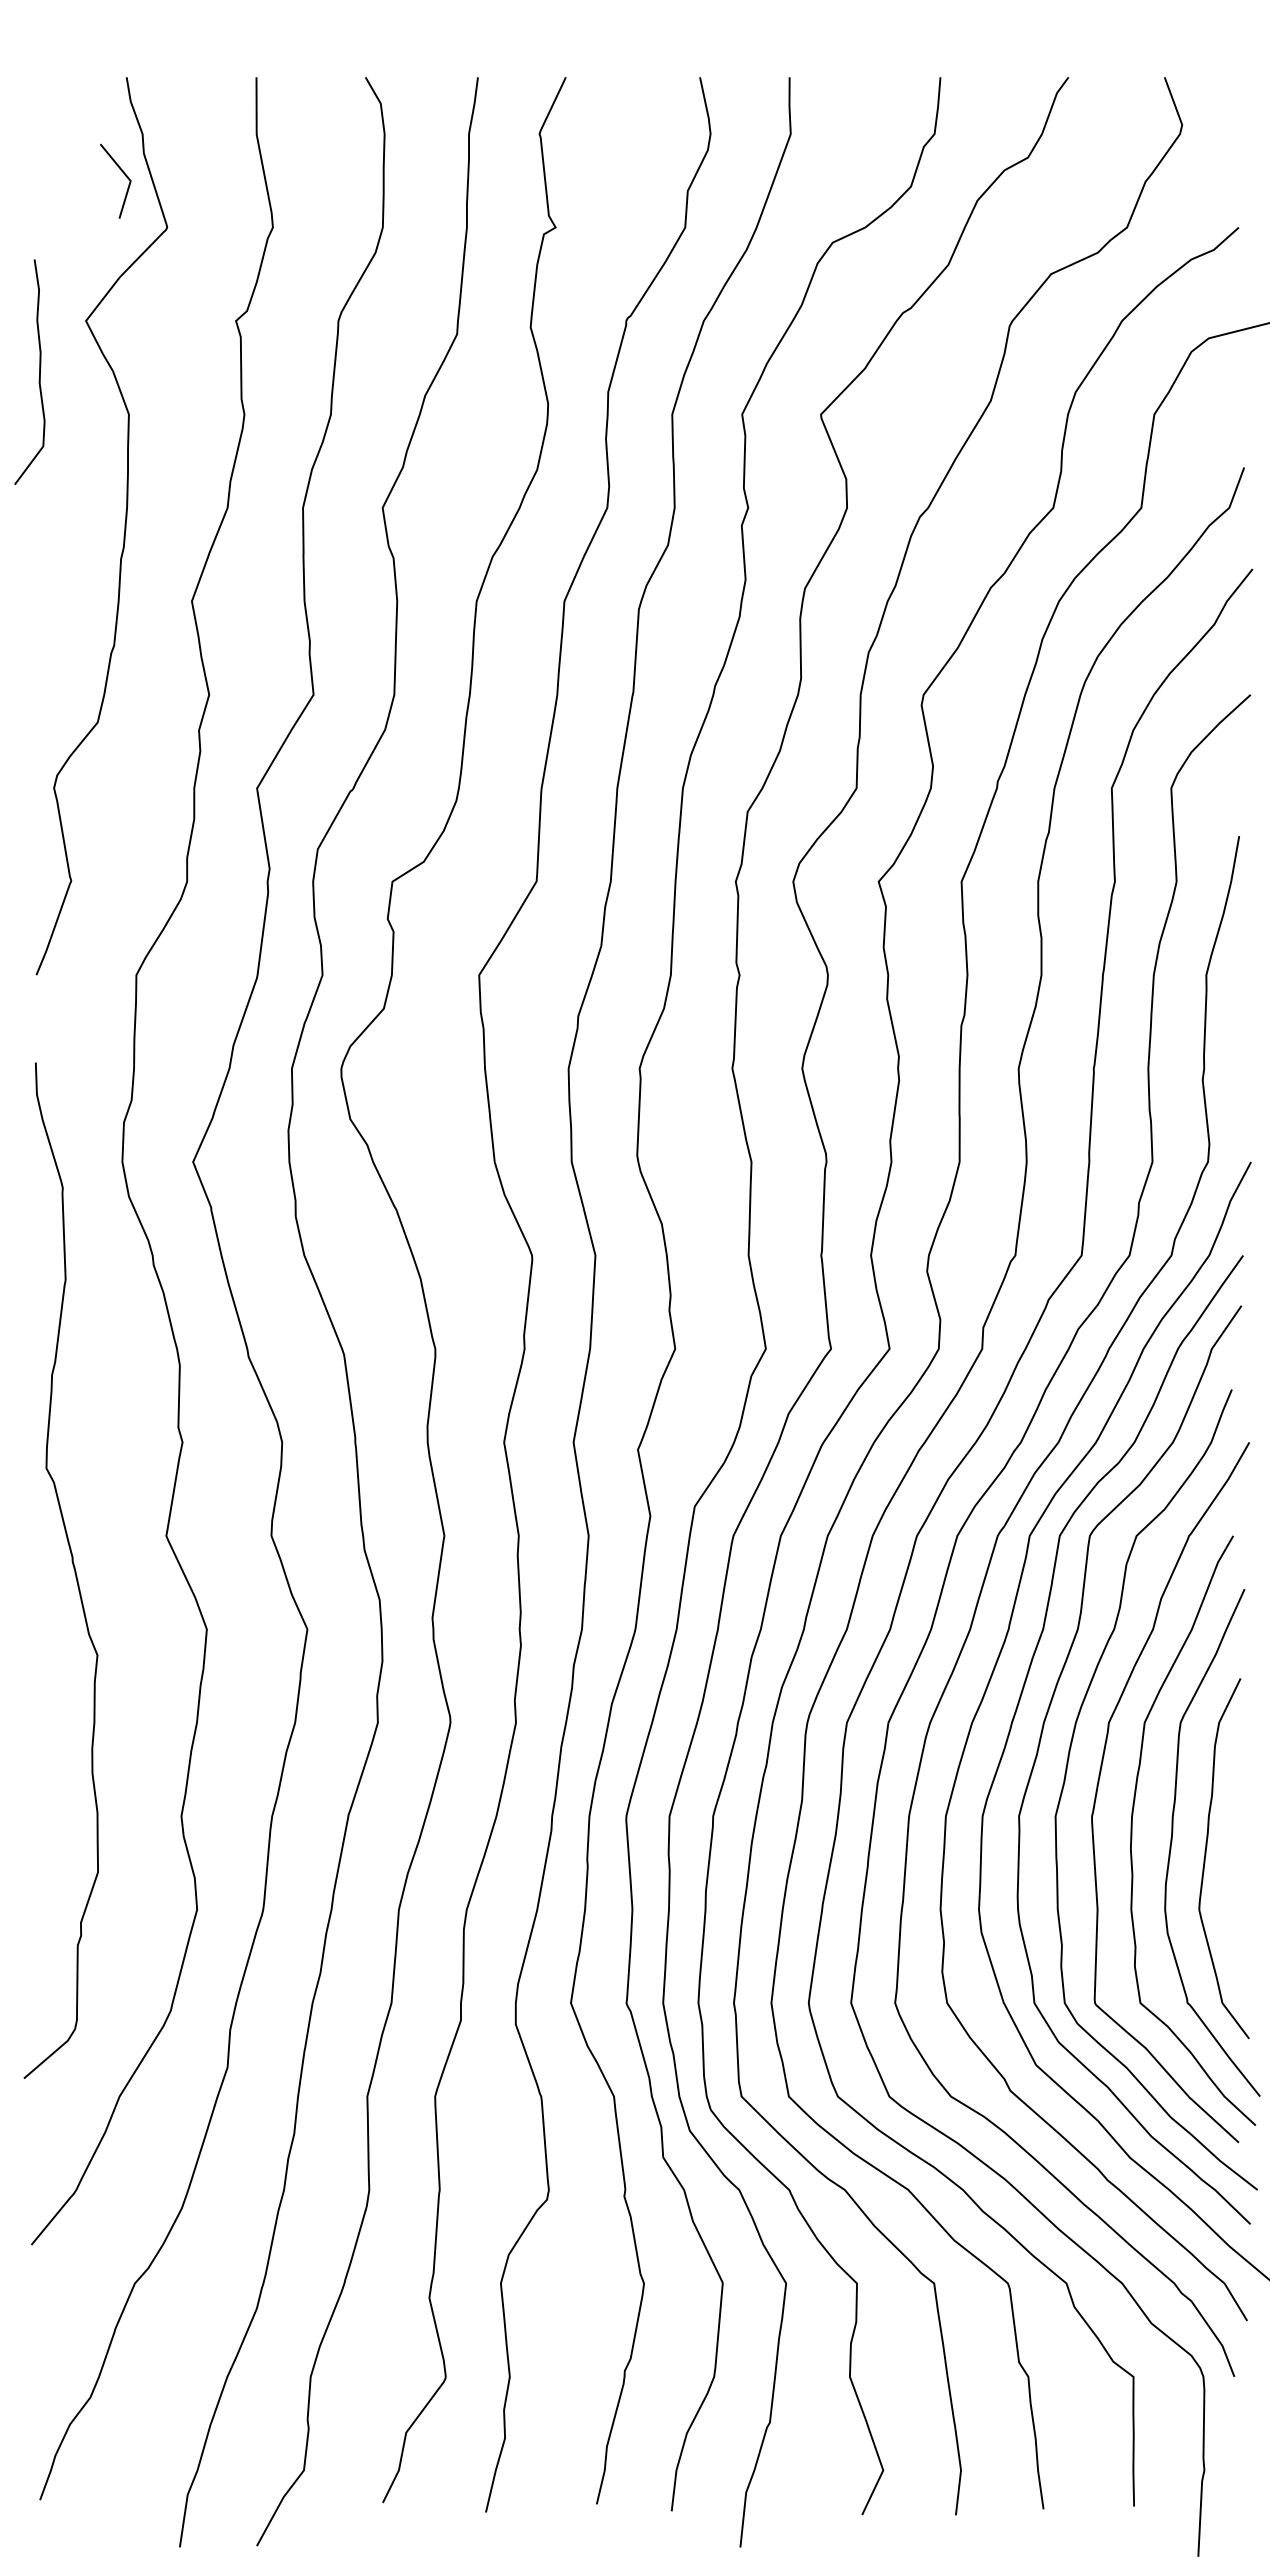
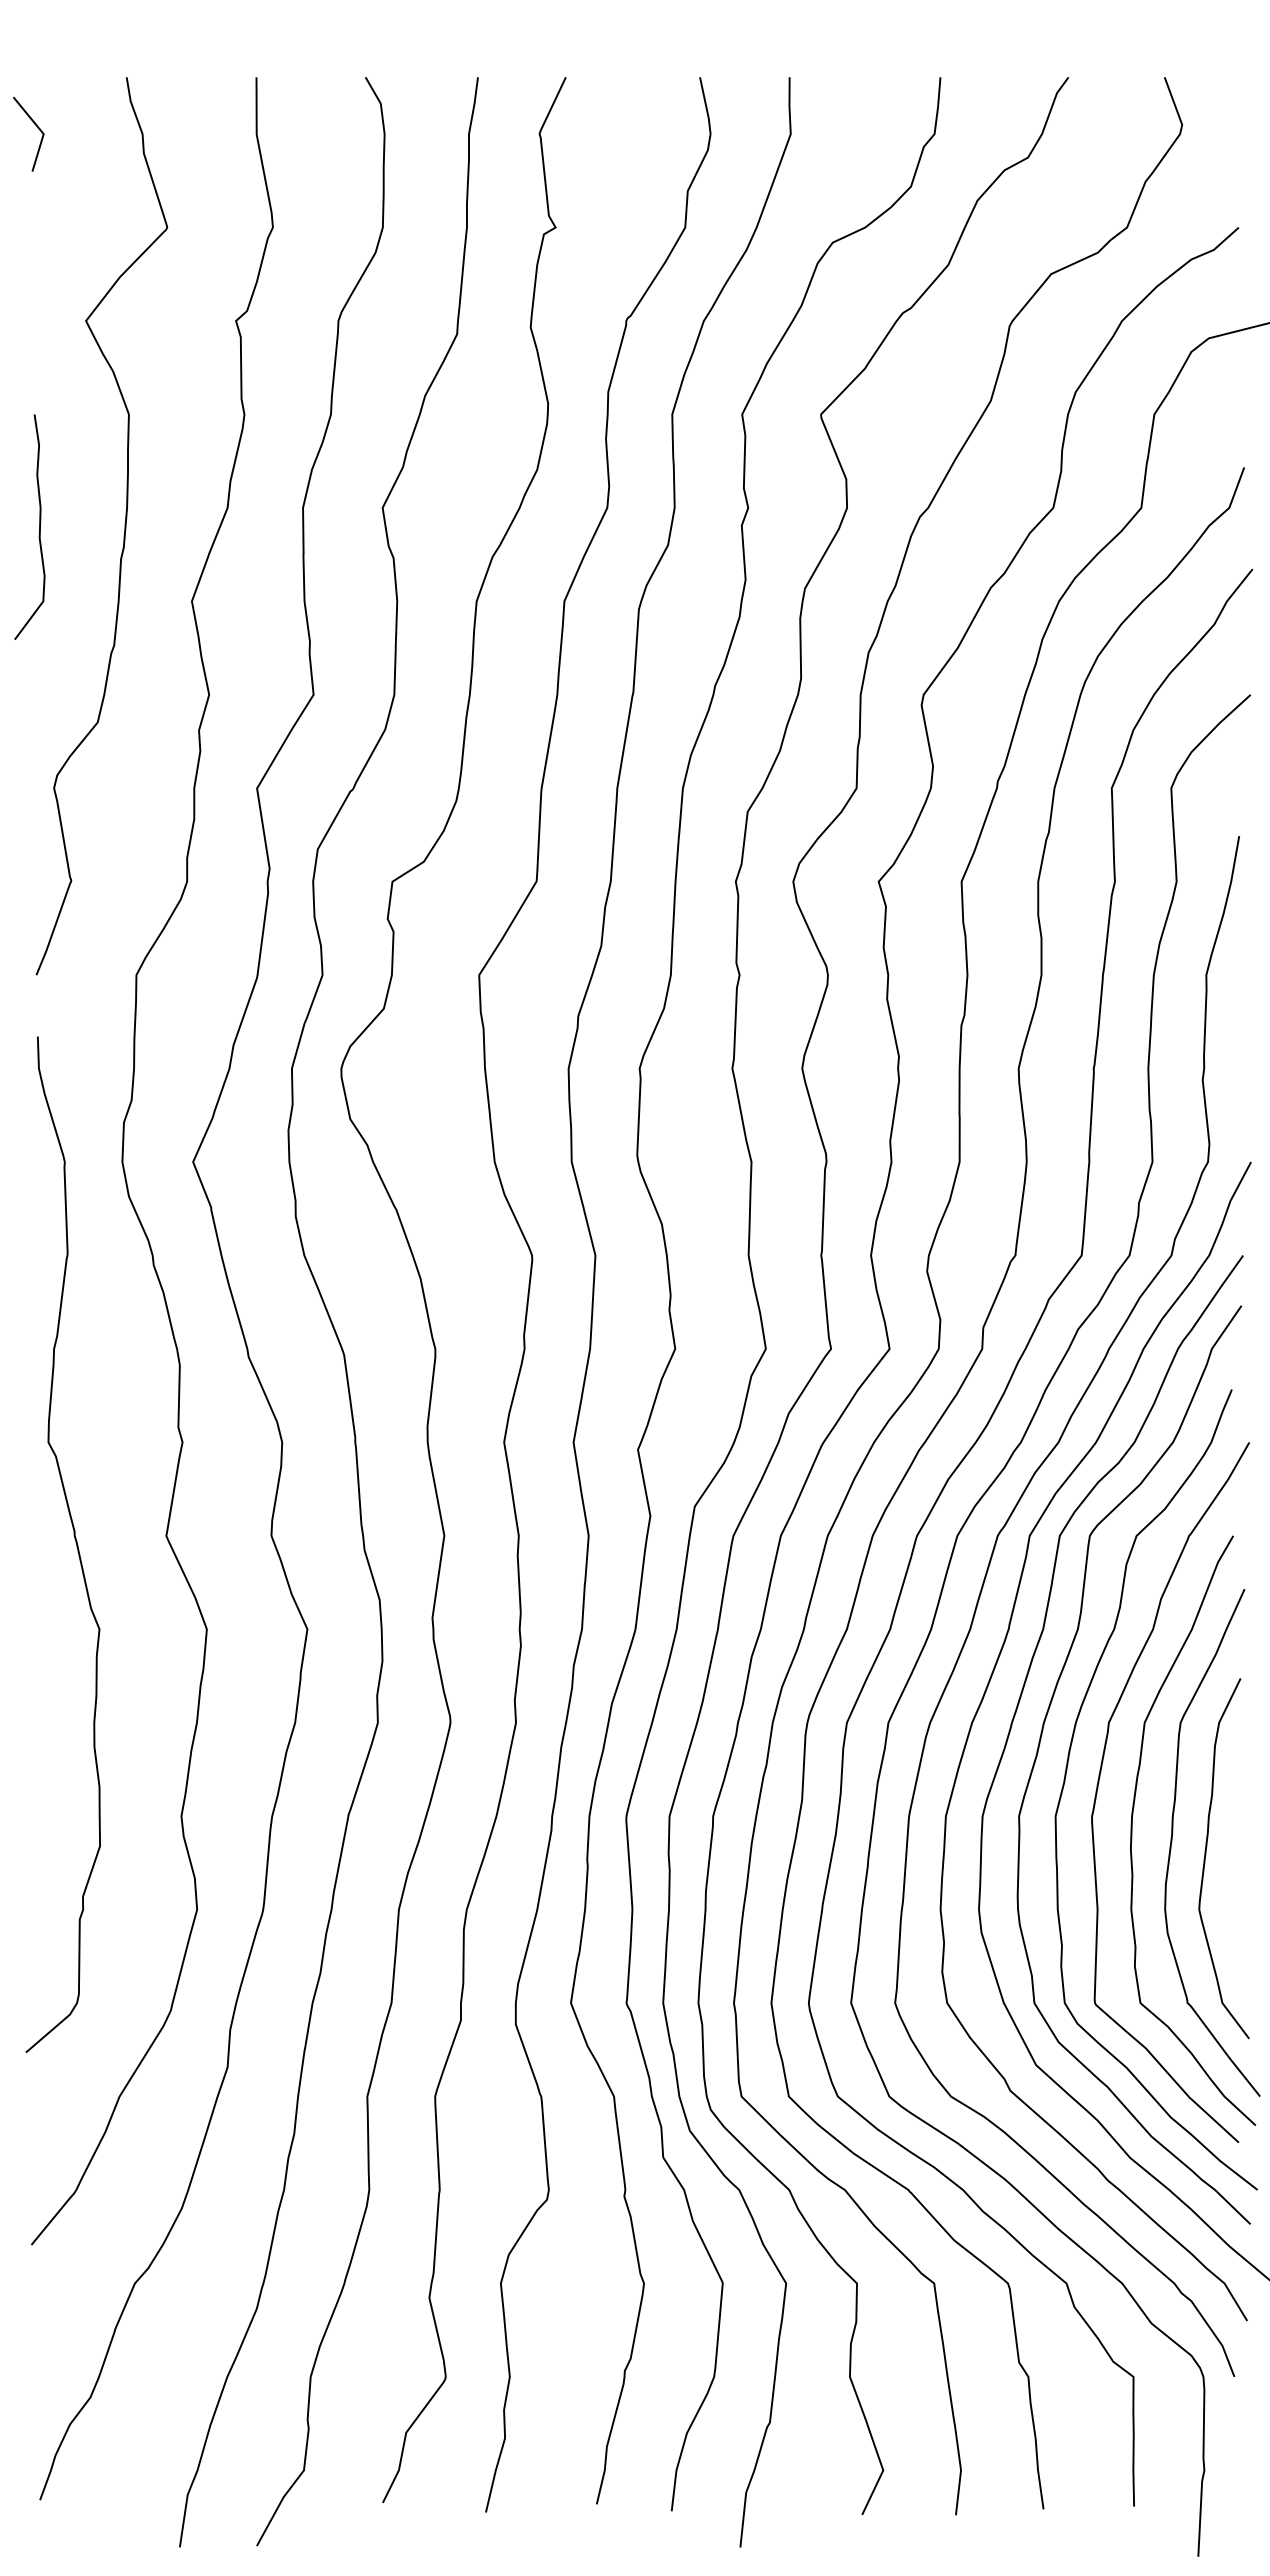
line position: (124, 175) -> (37, 128) (37, 128)
curve position: (39, 371) -> (39, 526) (39, 526)
curve position: (72, 1565) -> (74, 1539) (74, 1539)
